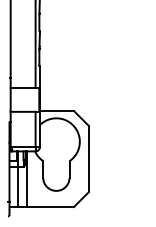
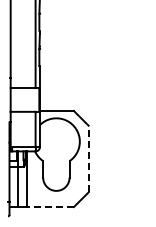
line: solid -> dashed (88, 158)
line: solid -> dashed (50, 207)
